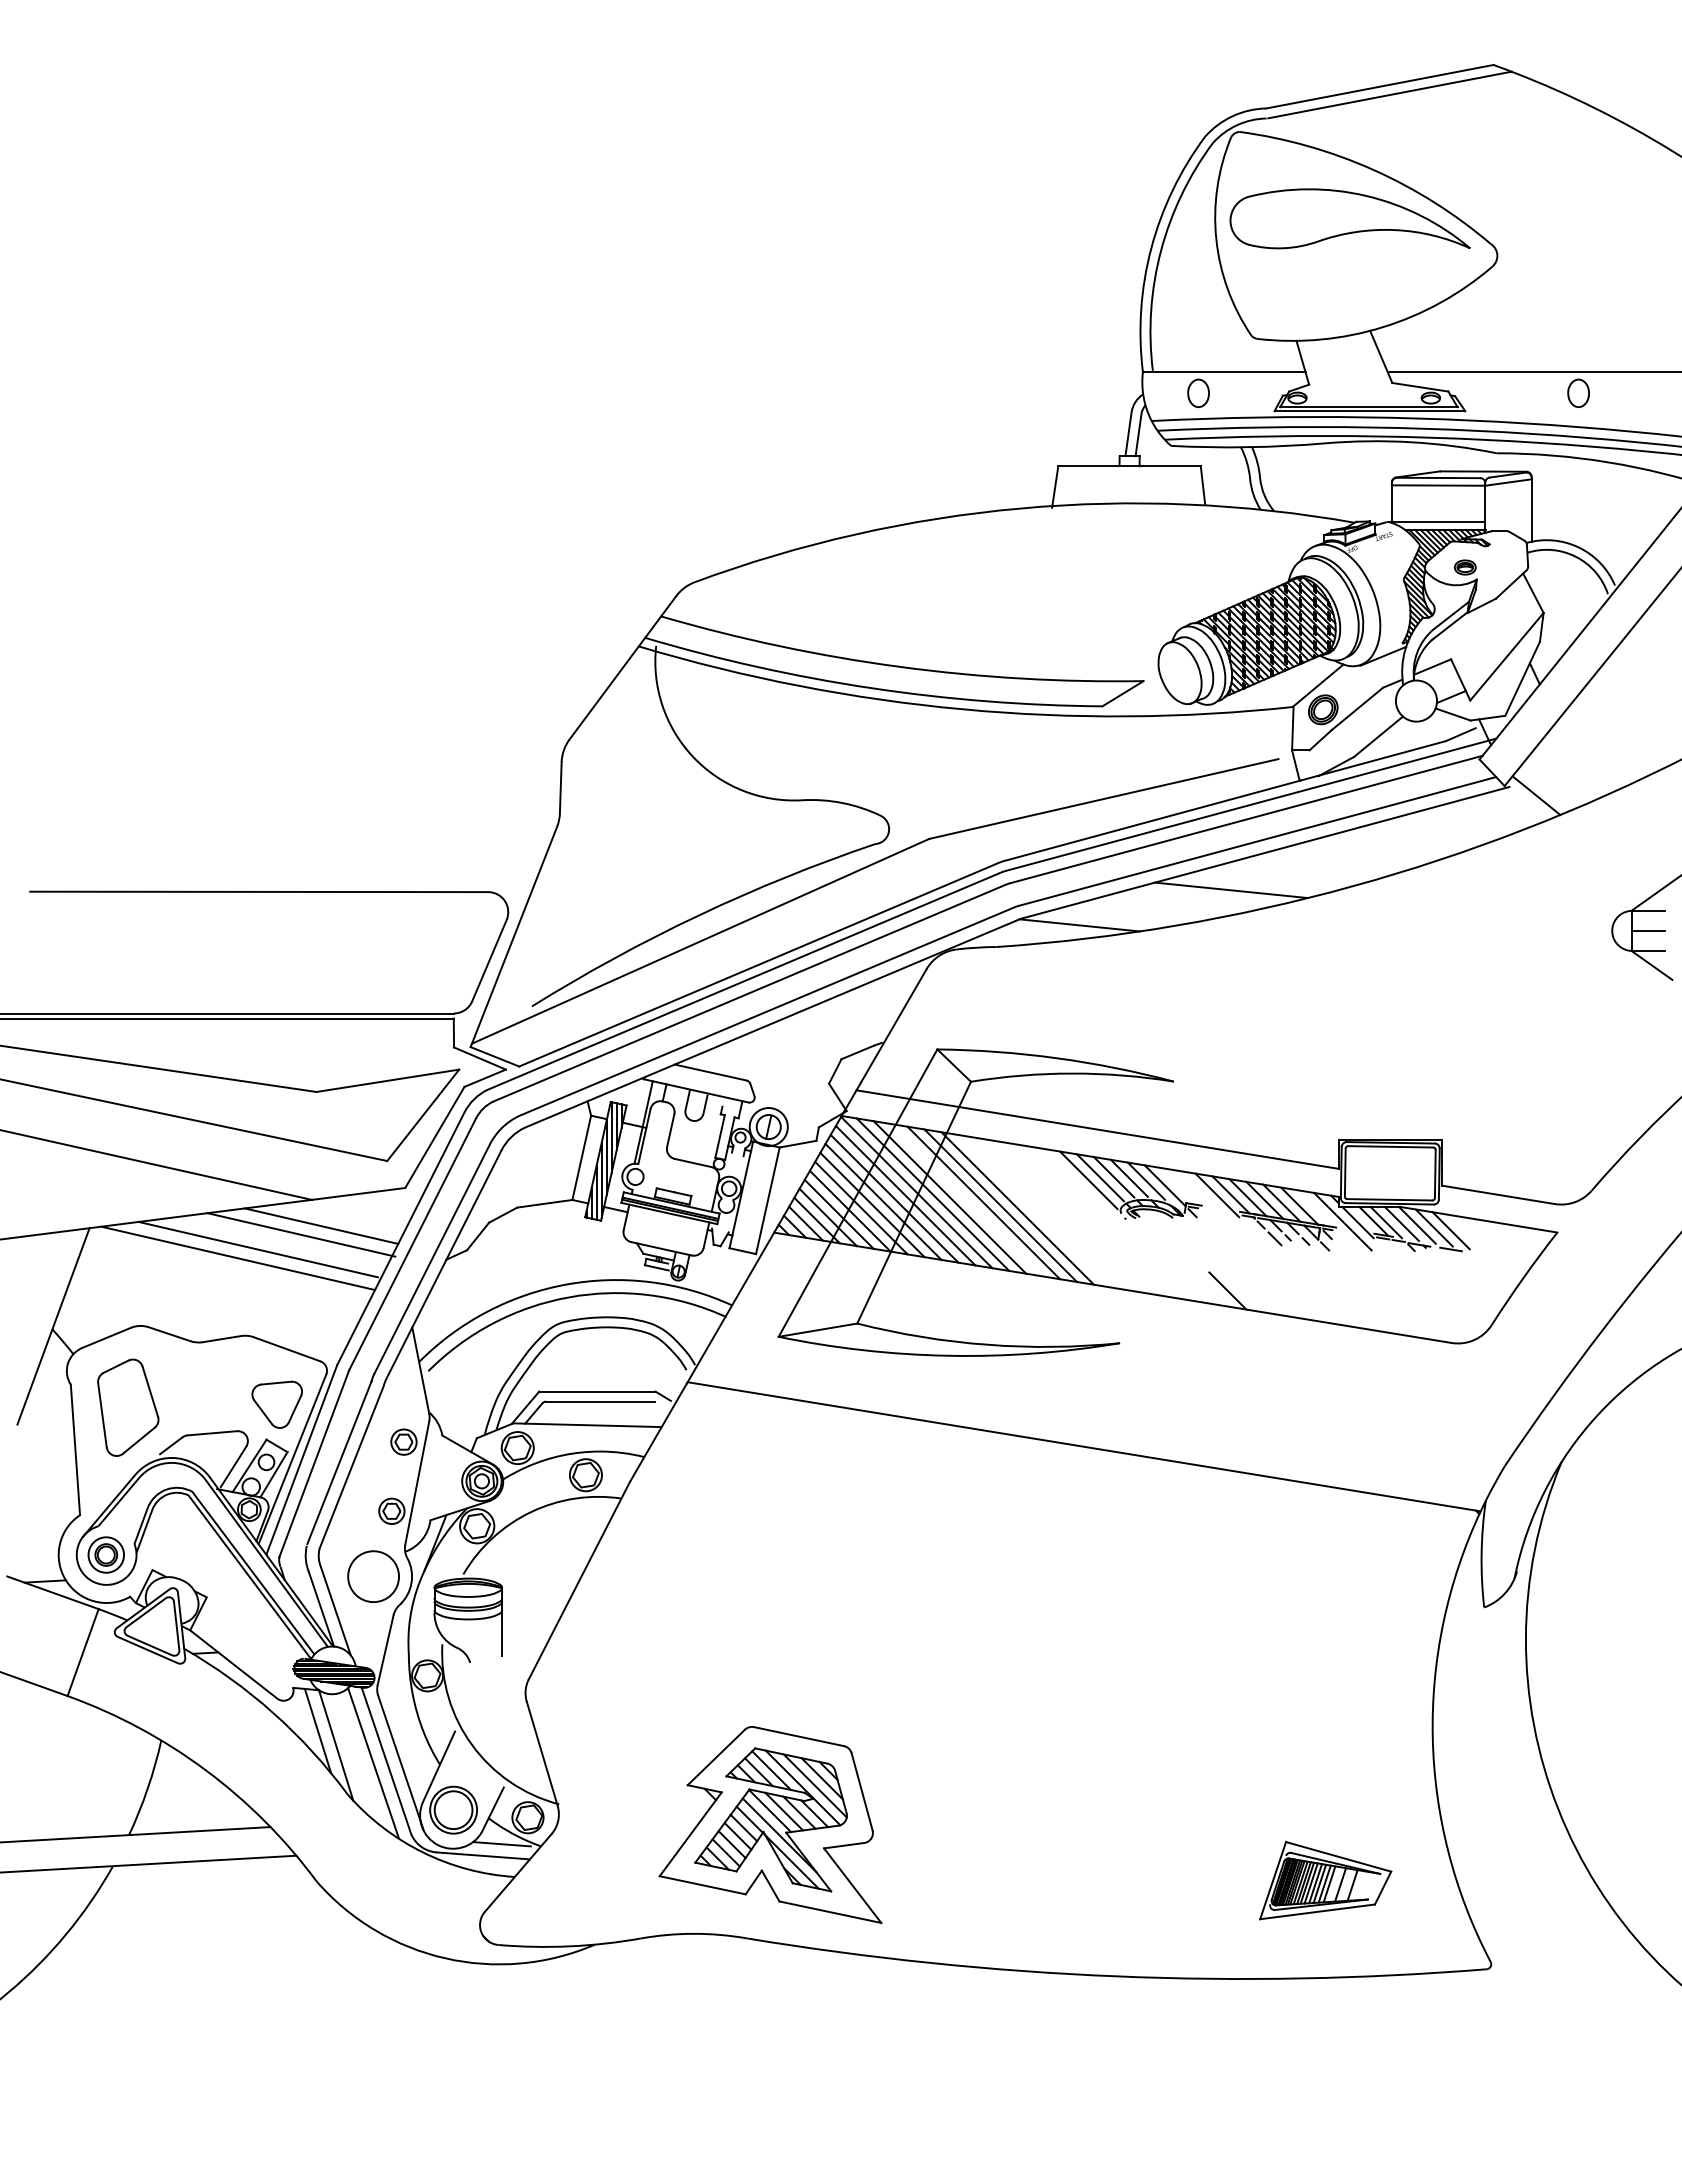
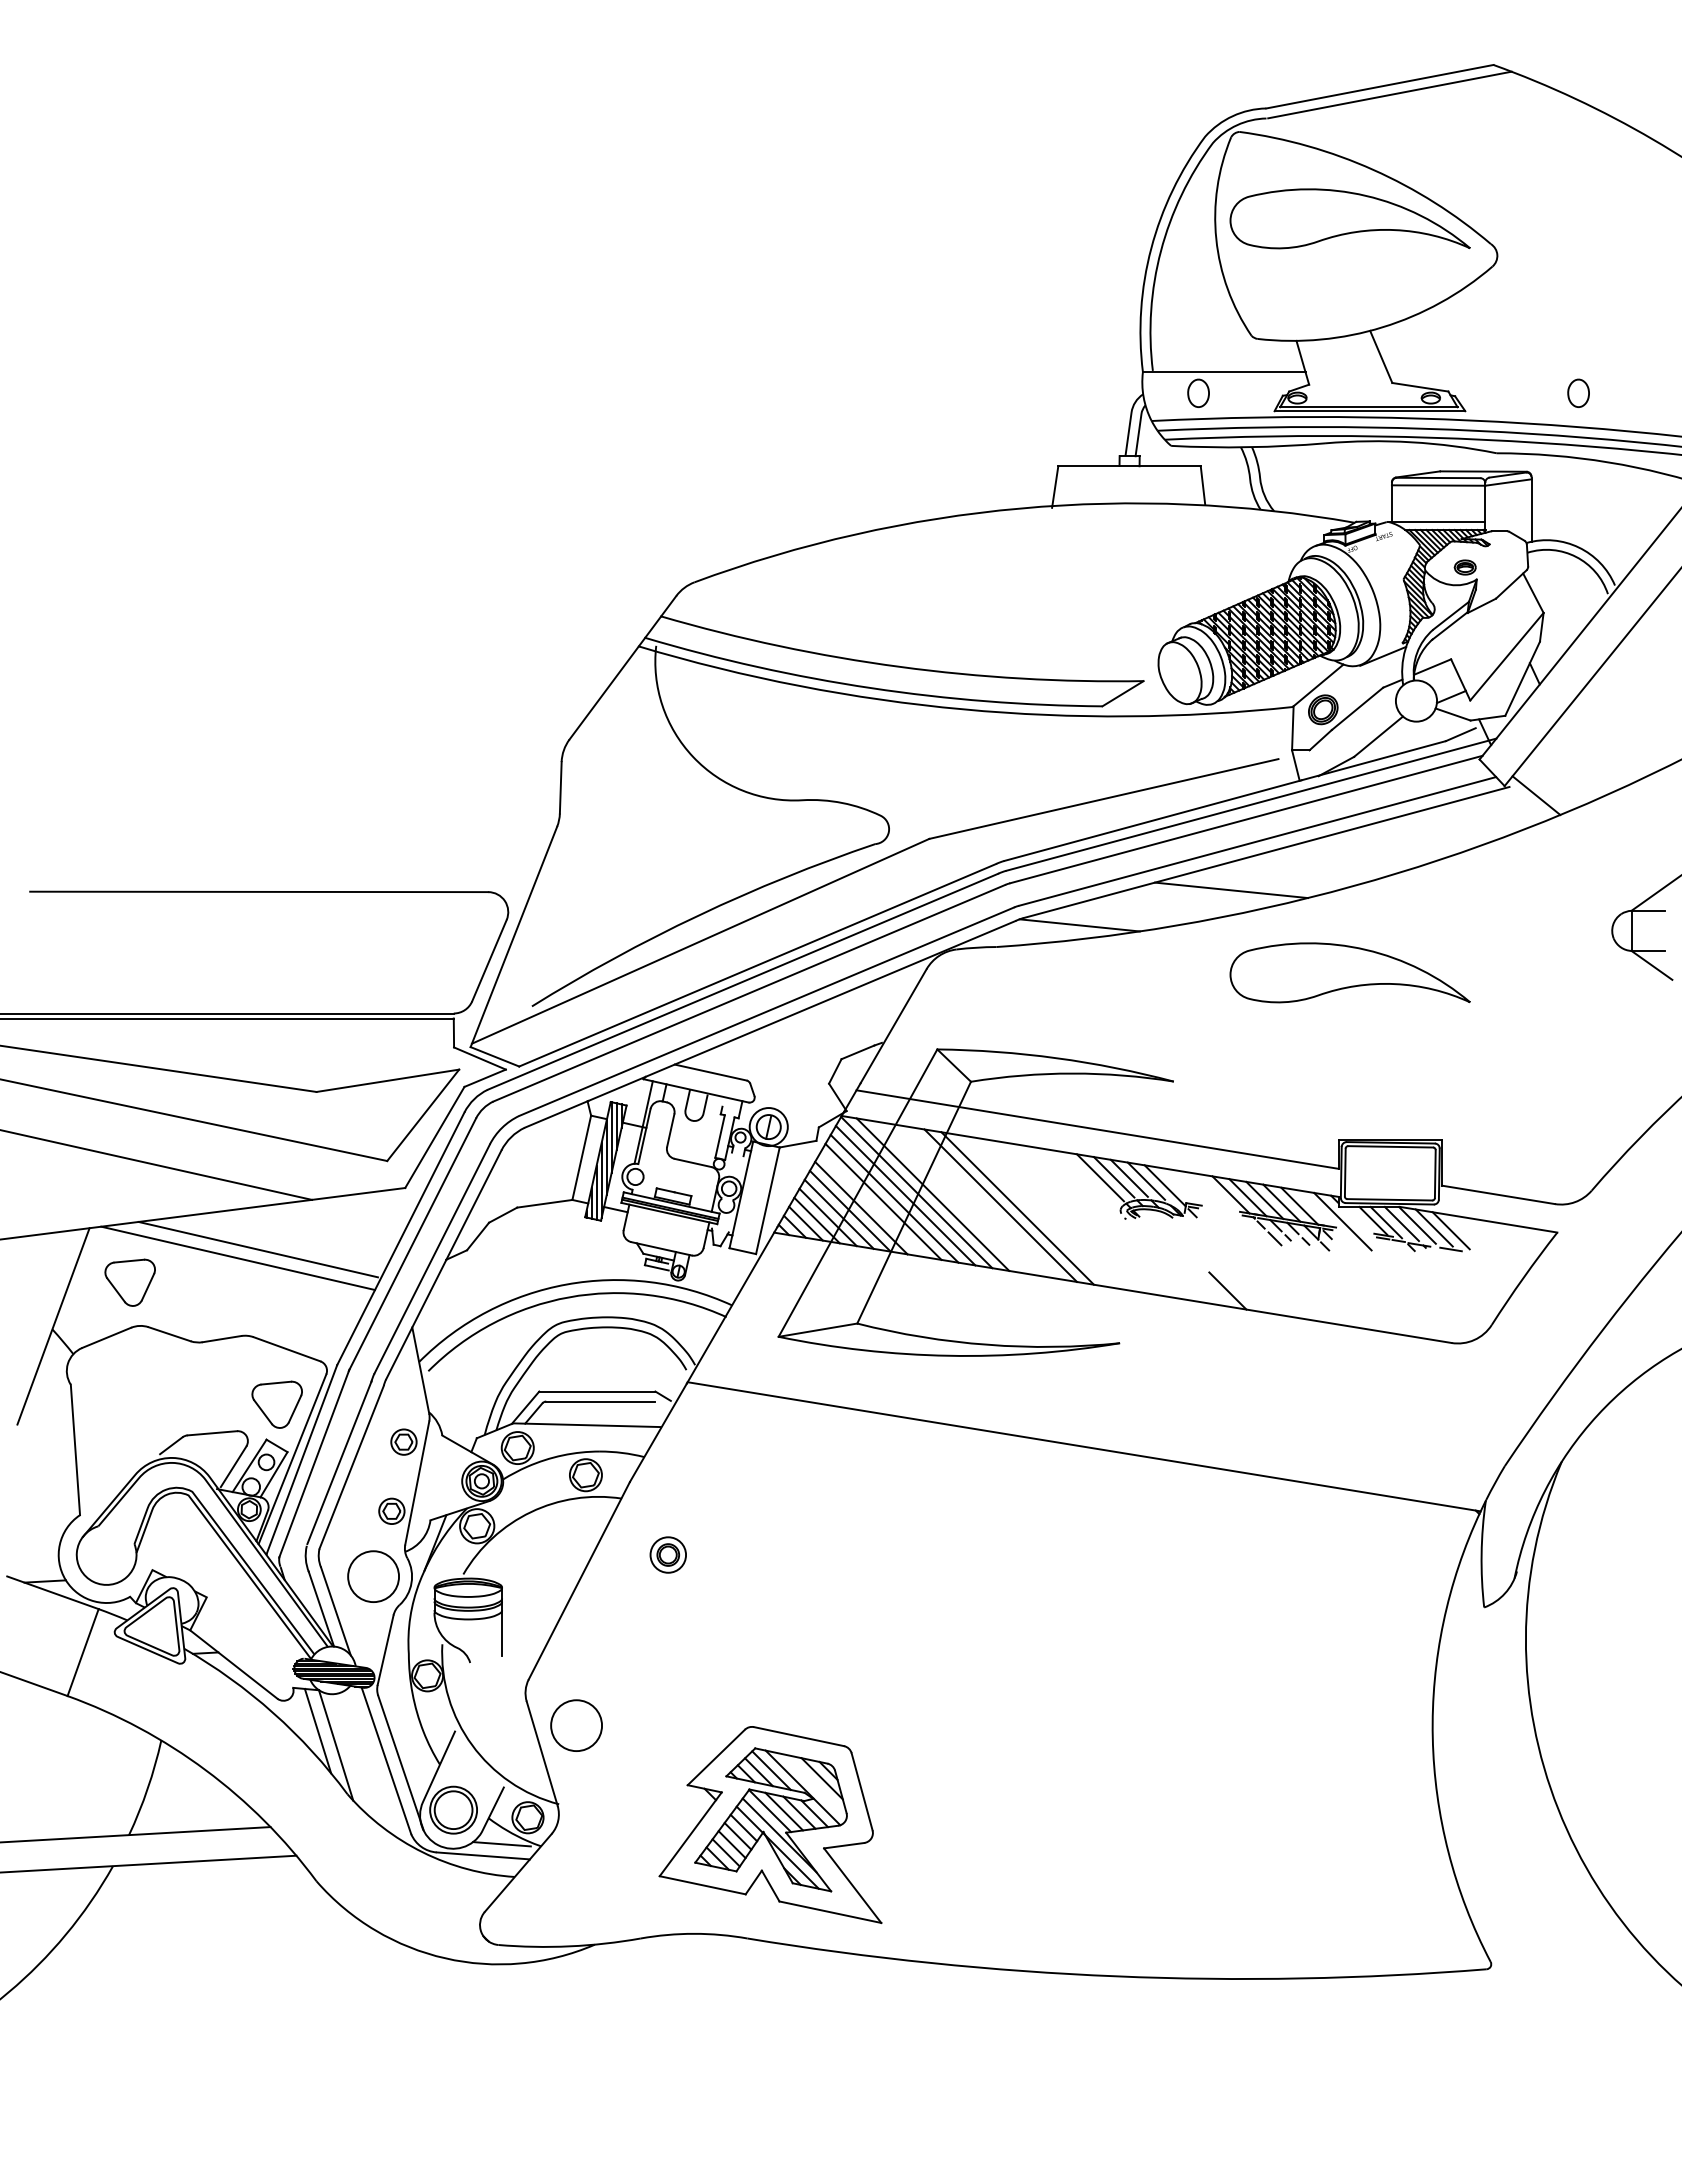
line: present -> none (1532, 372)
line: present -> none (1647, 930)
part: none -> present (1349, 972)
line: present -> none (1088, 1180)
line: present -> none (1217, 1195)
line: present -> none (949, 1197)
line: present -> none (983, 1202)
line: present -> none (872, 1204)
line: present -> none (1357, 1222)
line: present -> none (321, 1225)
line: present -> none (301, 1234)
part: none -> present (129, 1282)
part: present -> none (128, 1407)
part position: (105, 1554) -> (667, 1554) (667, 1554)
circle: none -> present (576, 1725)
line: present -> none (373, 1763)
line: present -> none (814, 1785)
part: present -> none (1325, 1880)
